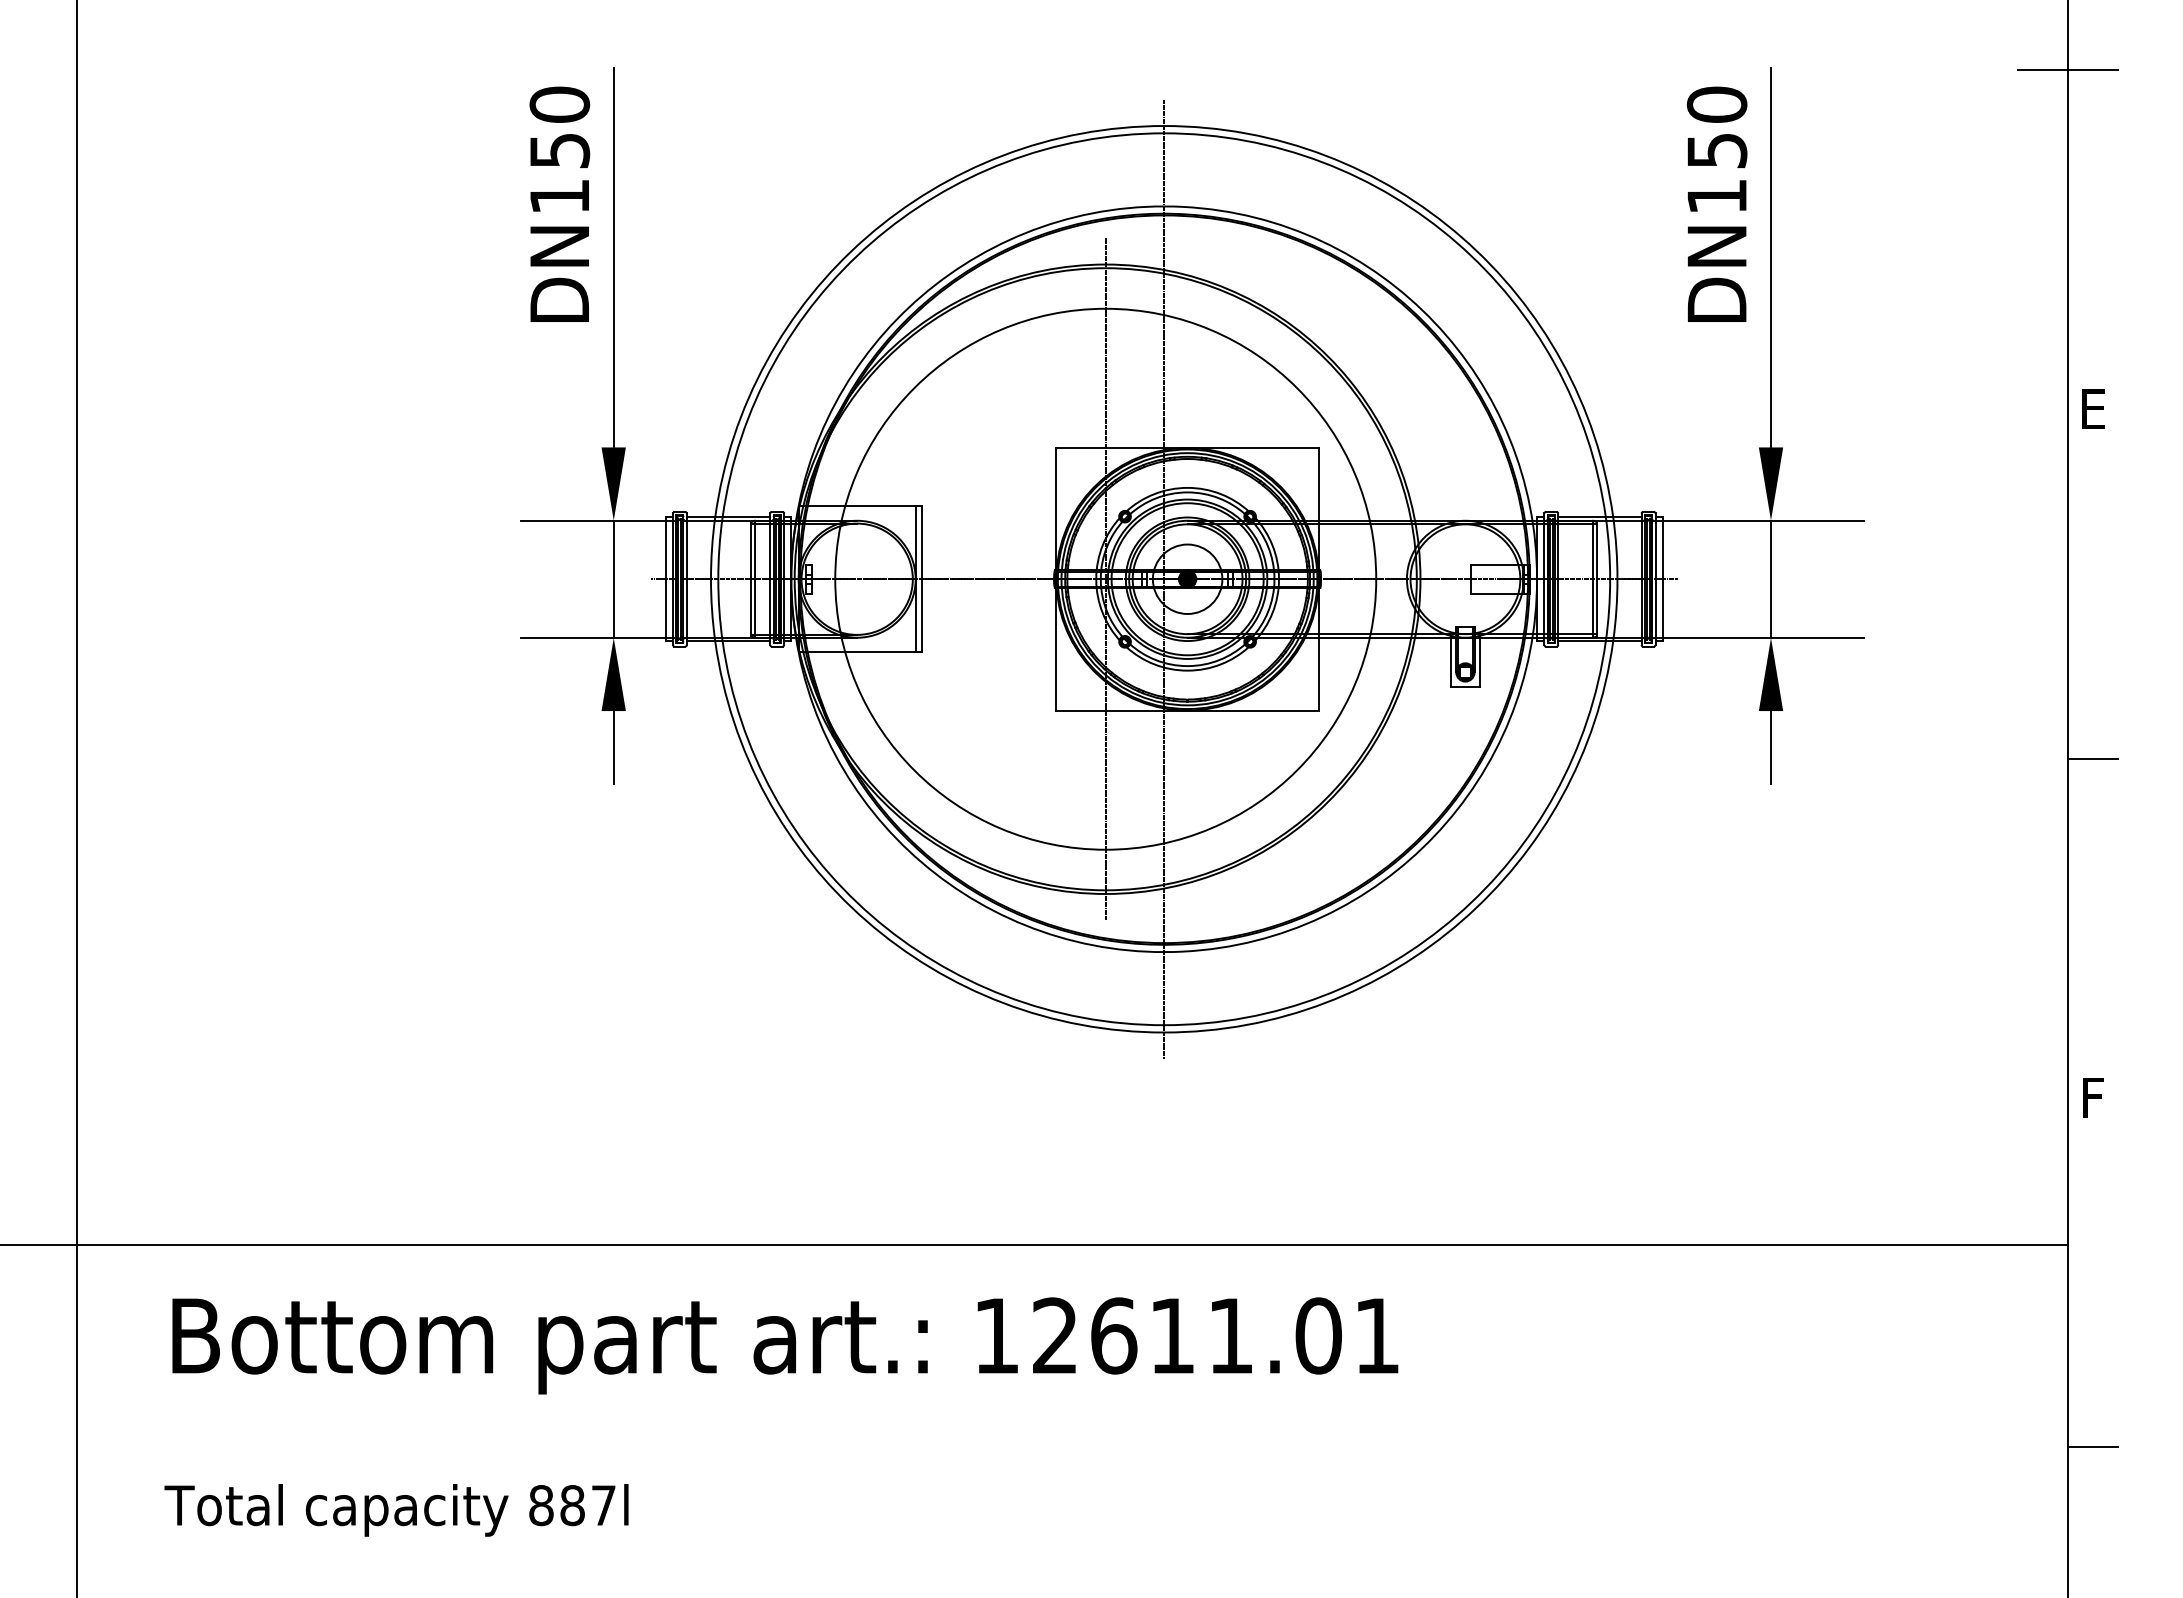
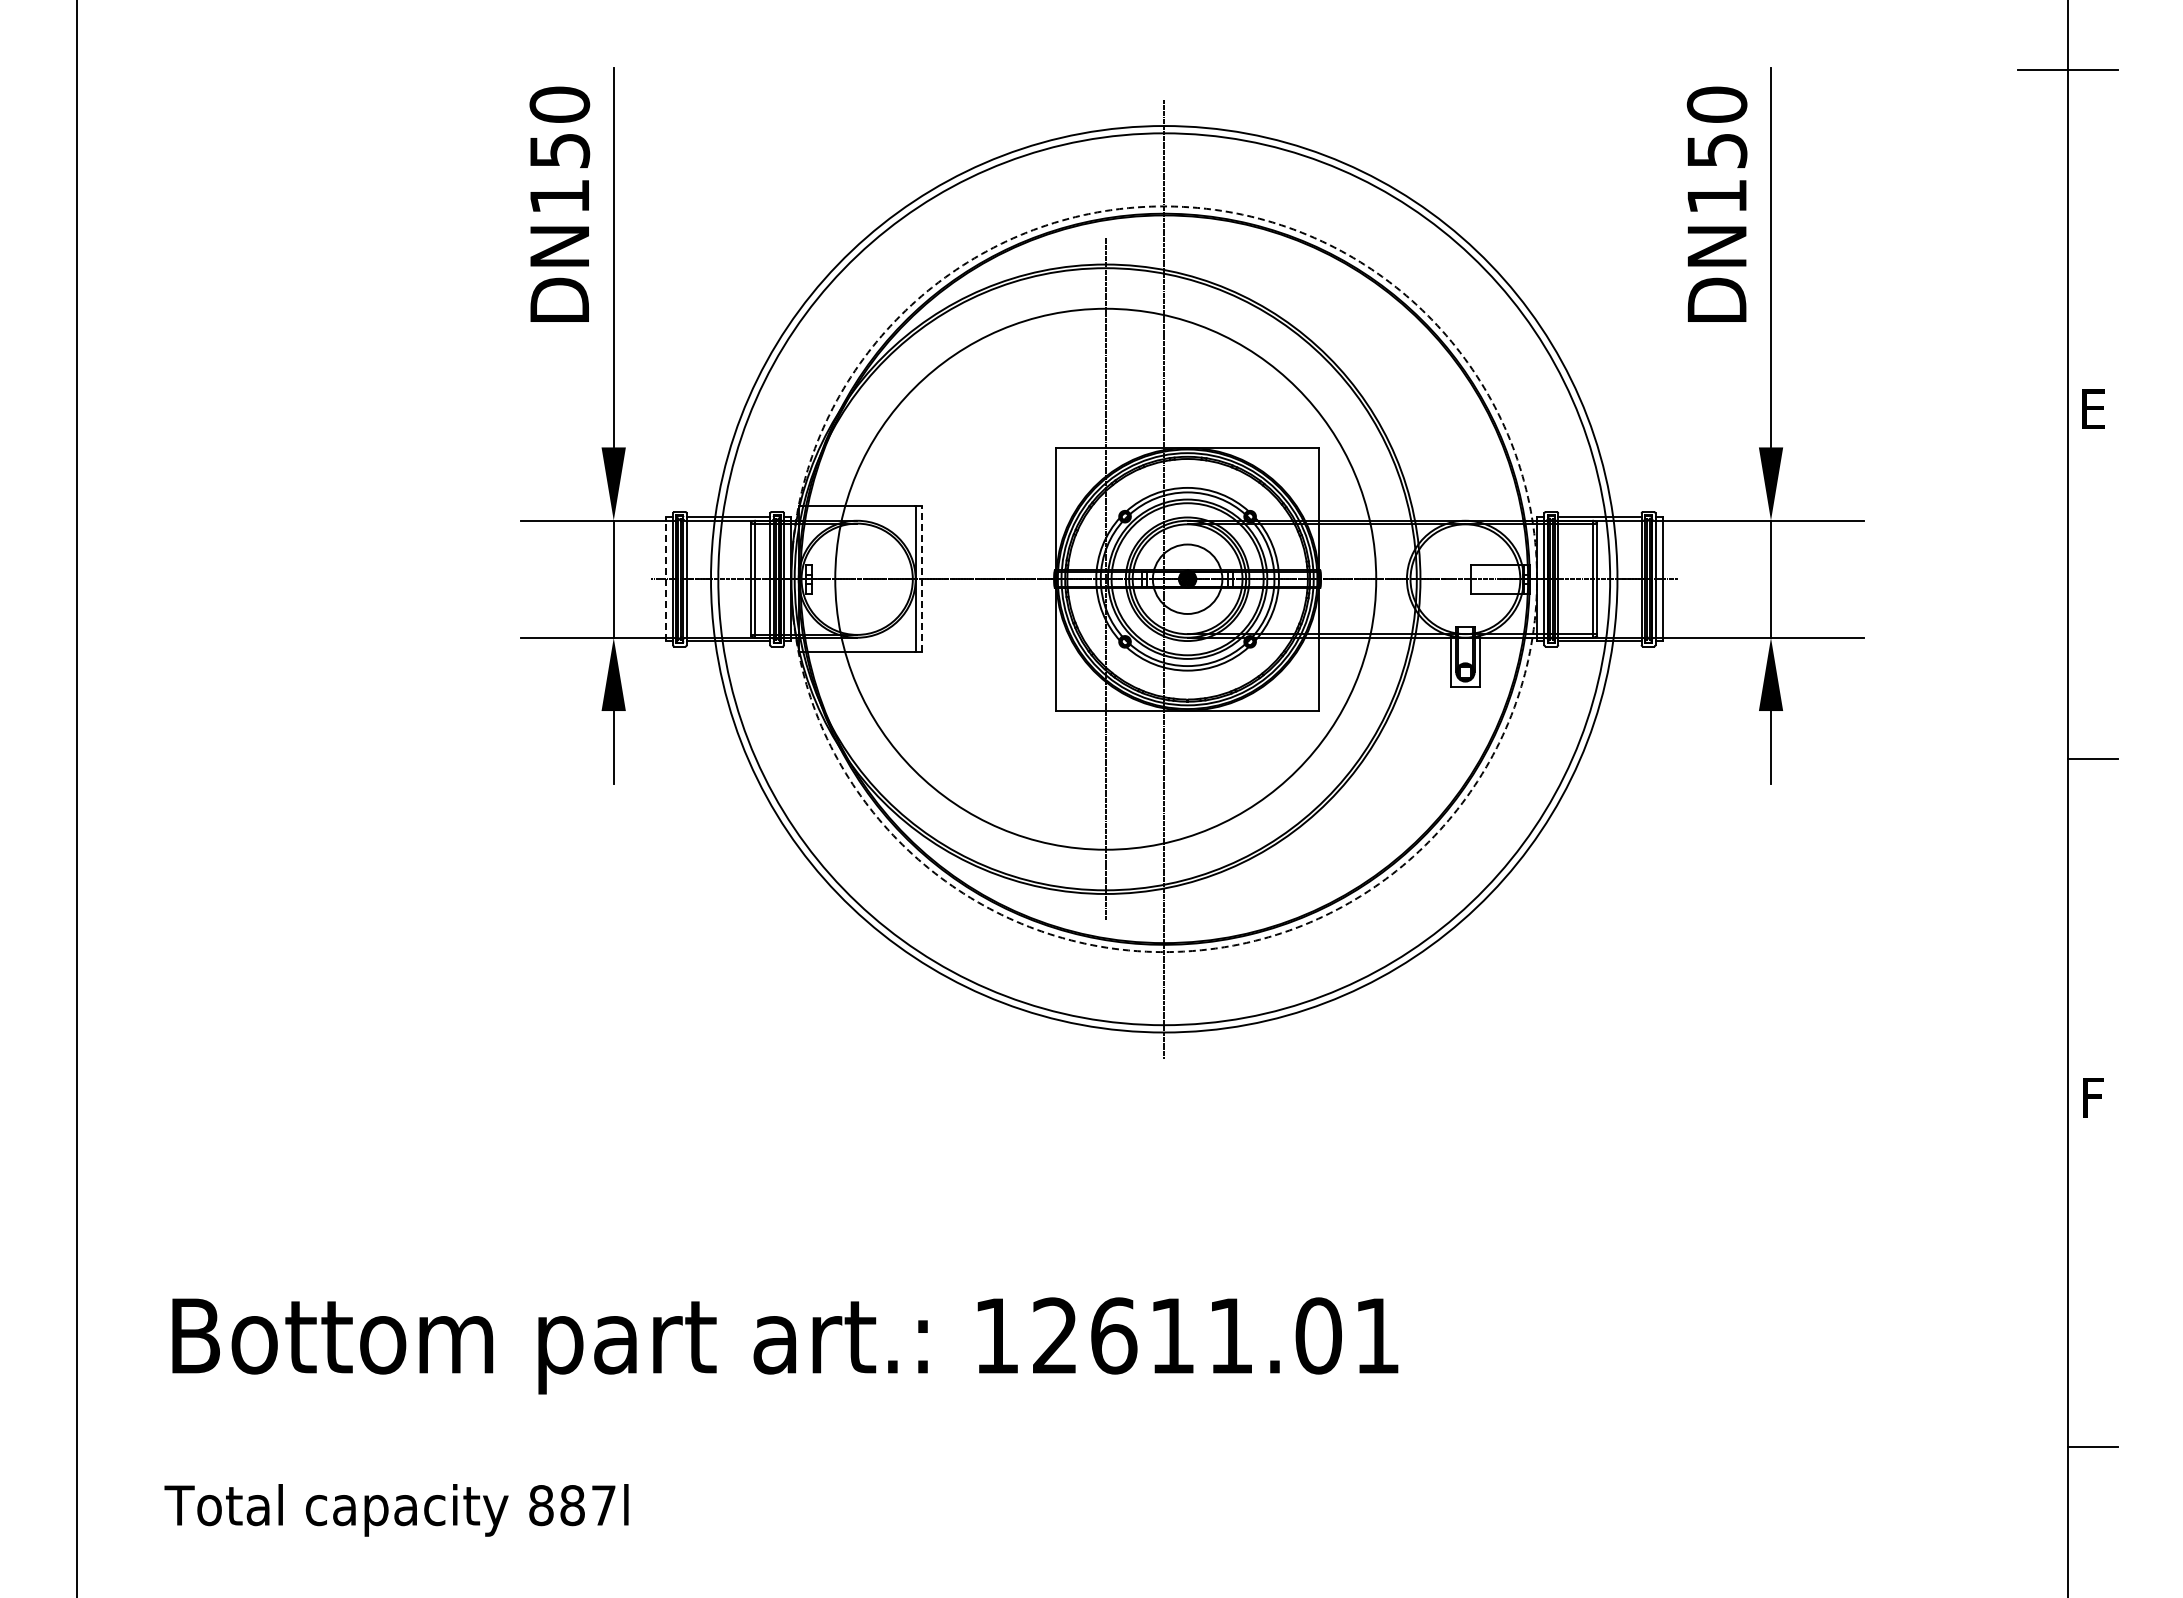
line: solid -> dashed (665, 578)
line: solid -> dashed (921, 578)
arc: solid -> dashed (1537, 579)
line: present -> none (1034, 1245)
